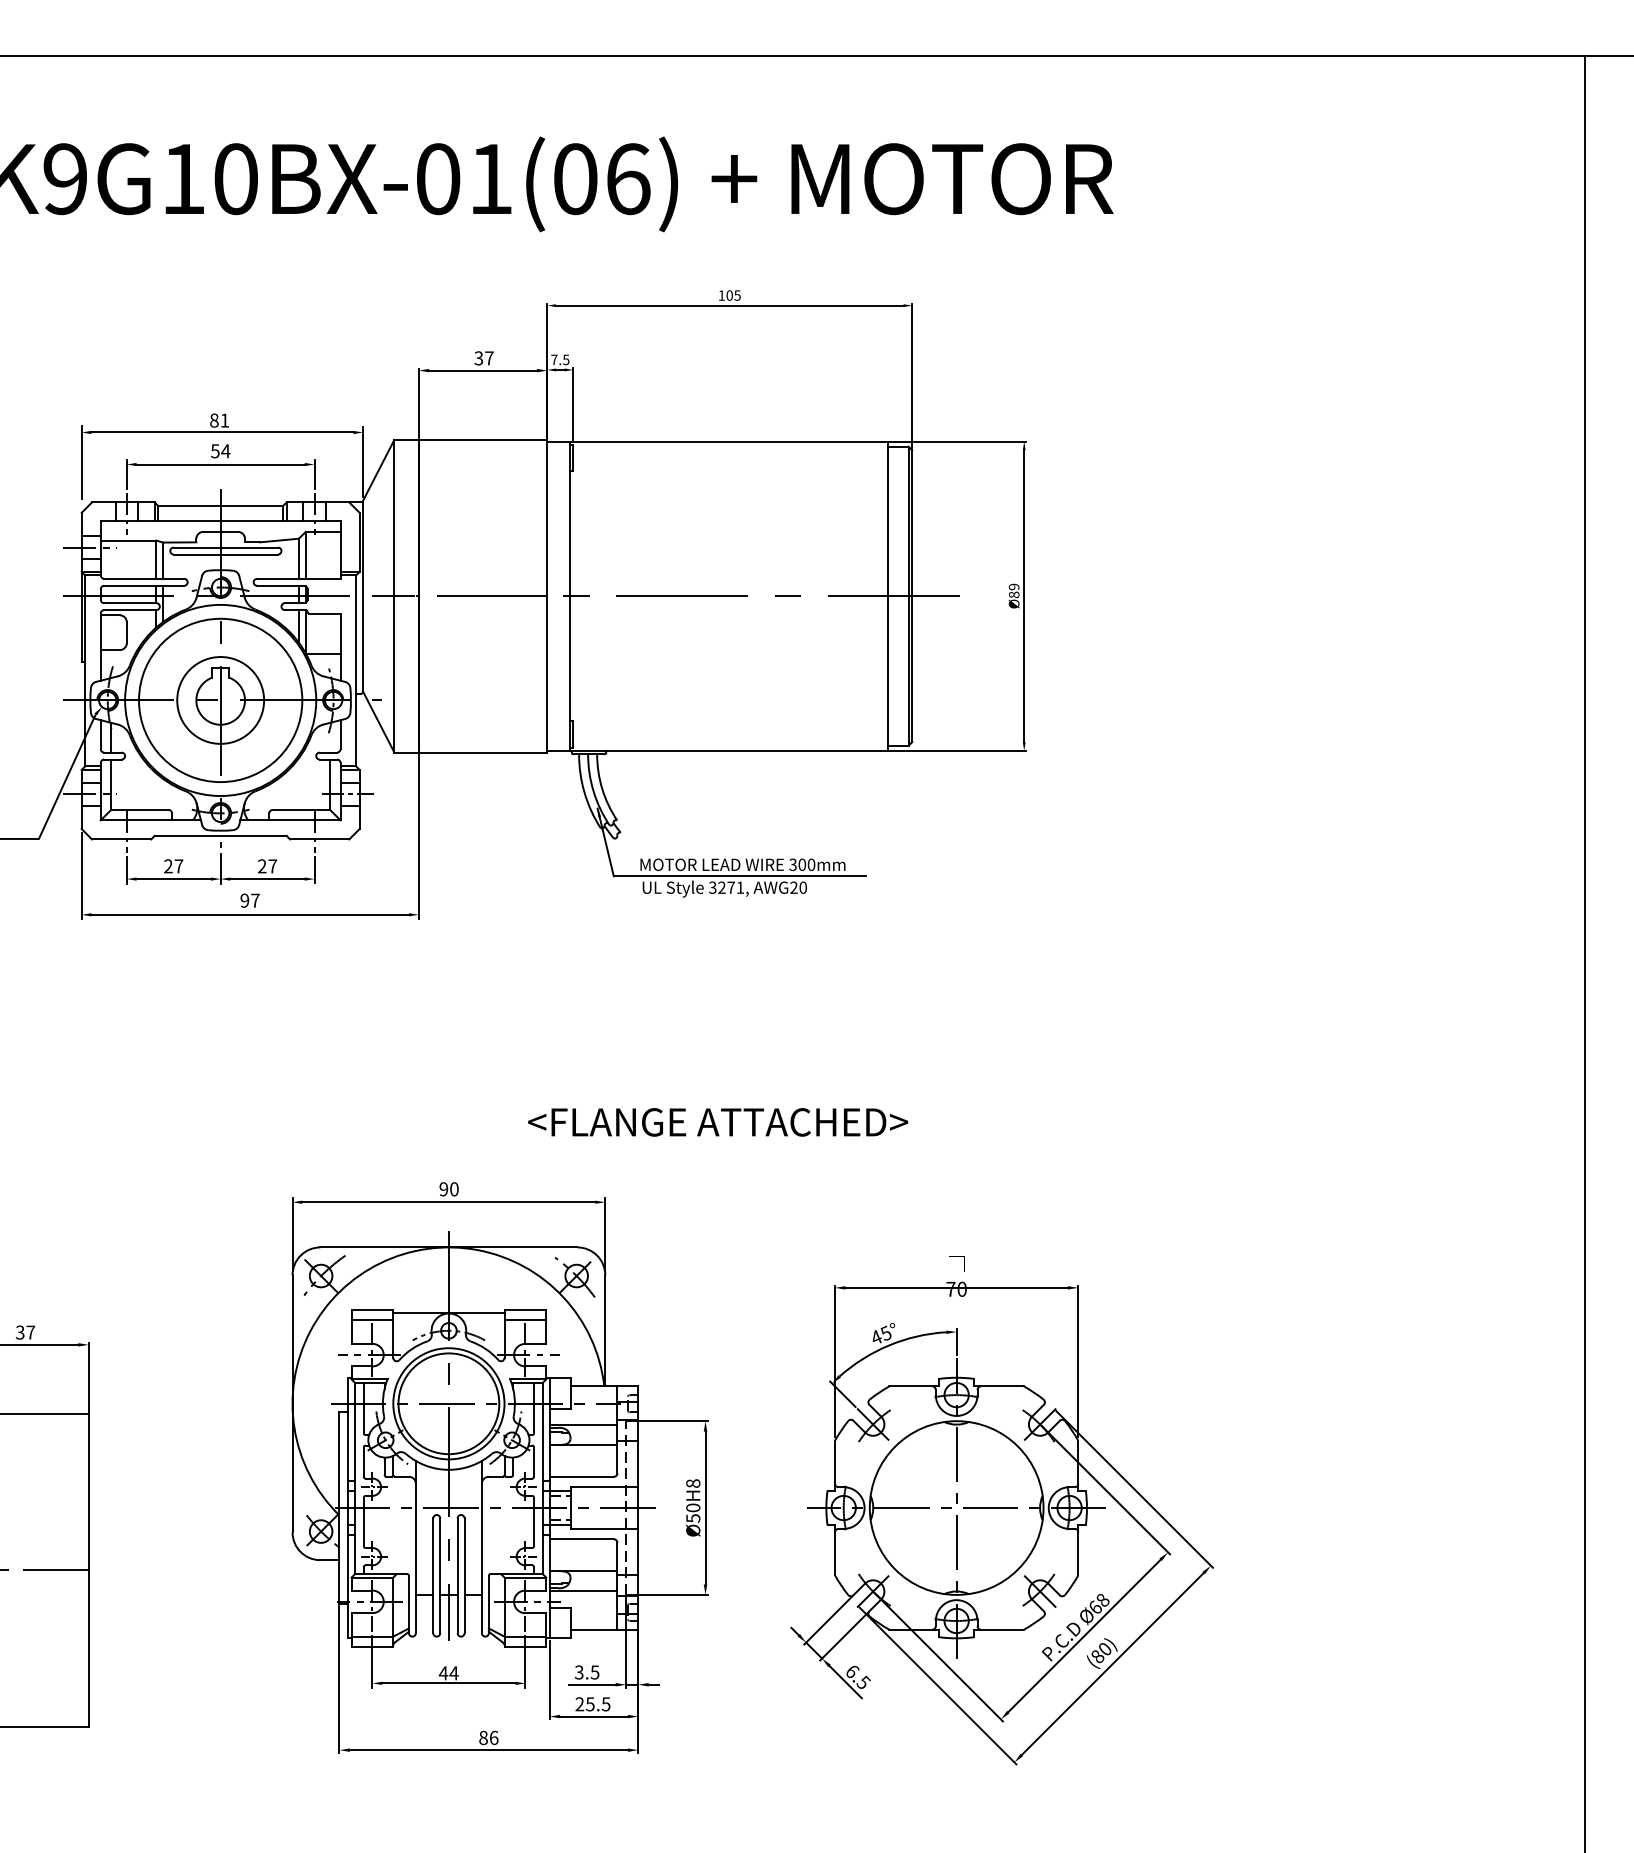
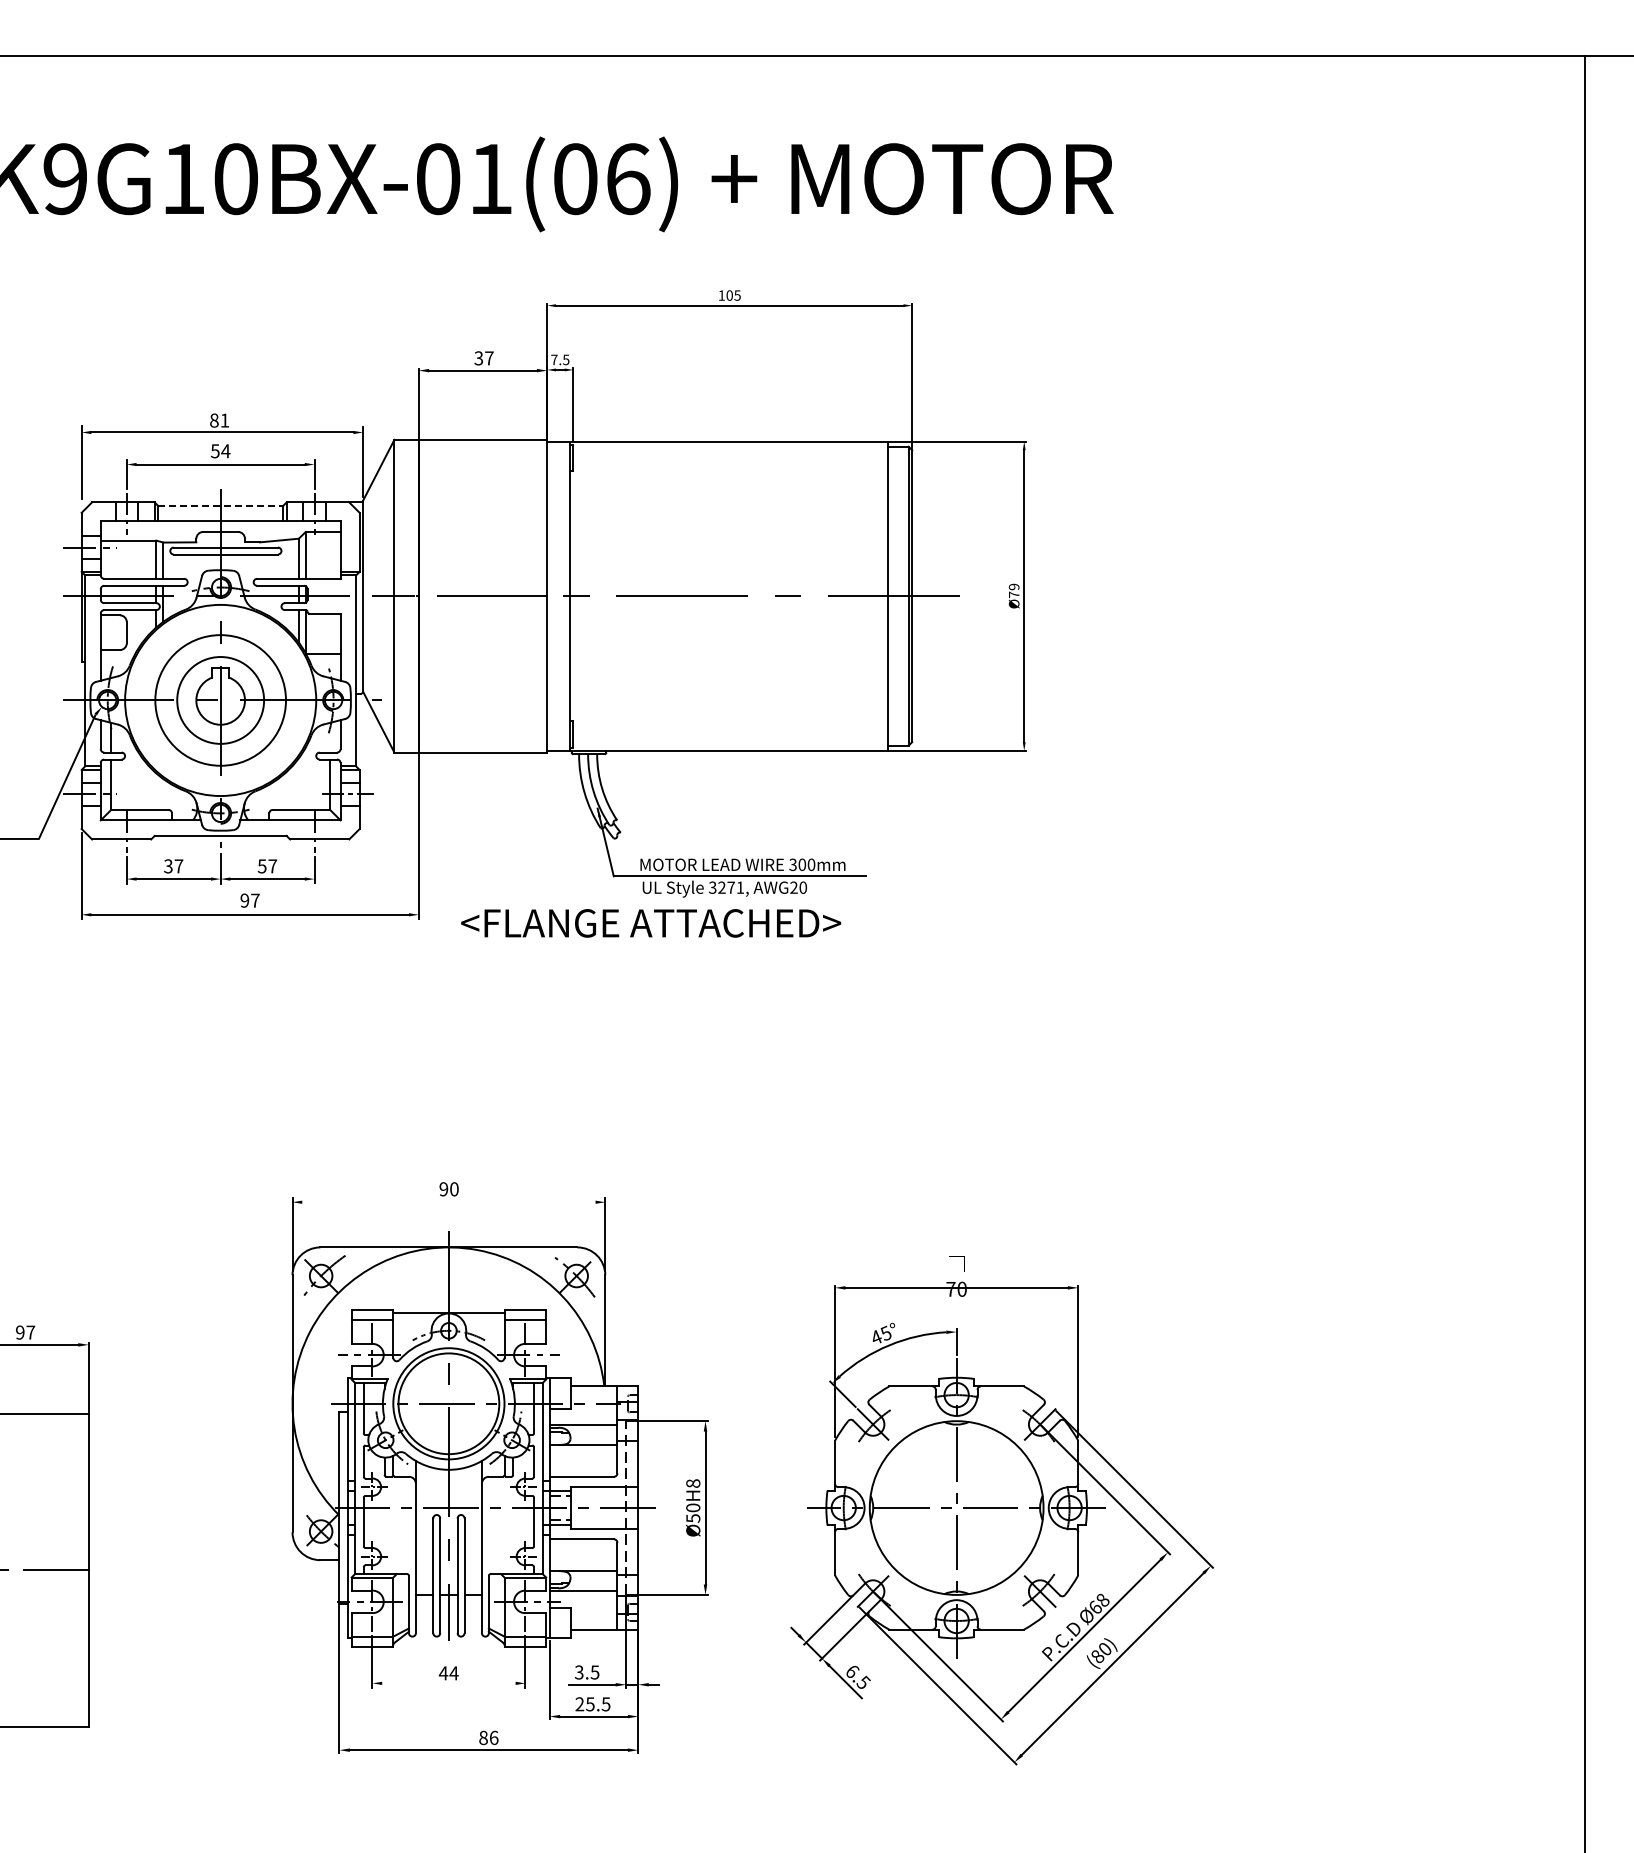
line: solid -> dashed (220, 505)
text: Ø89 -> Ø79 (1013, 594)
circle diameter: 163 px -> 131 px (220, 700)
text: 27 -> 37 (168, 866)
text: 27 -> 57 (261, 866)
text position: (718, 1122) -> (651, 923) (651, 923)
line: present -> none (448, 1202)
text: 37 -> 97 (19, 1332)
line: present -> none (448, 1683)
